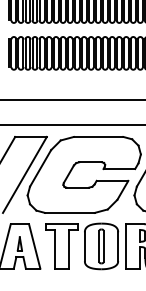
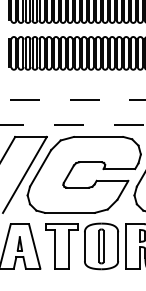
line: solid -> dashed (73, 100)
line: solid -> dashed (72, 125)
